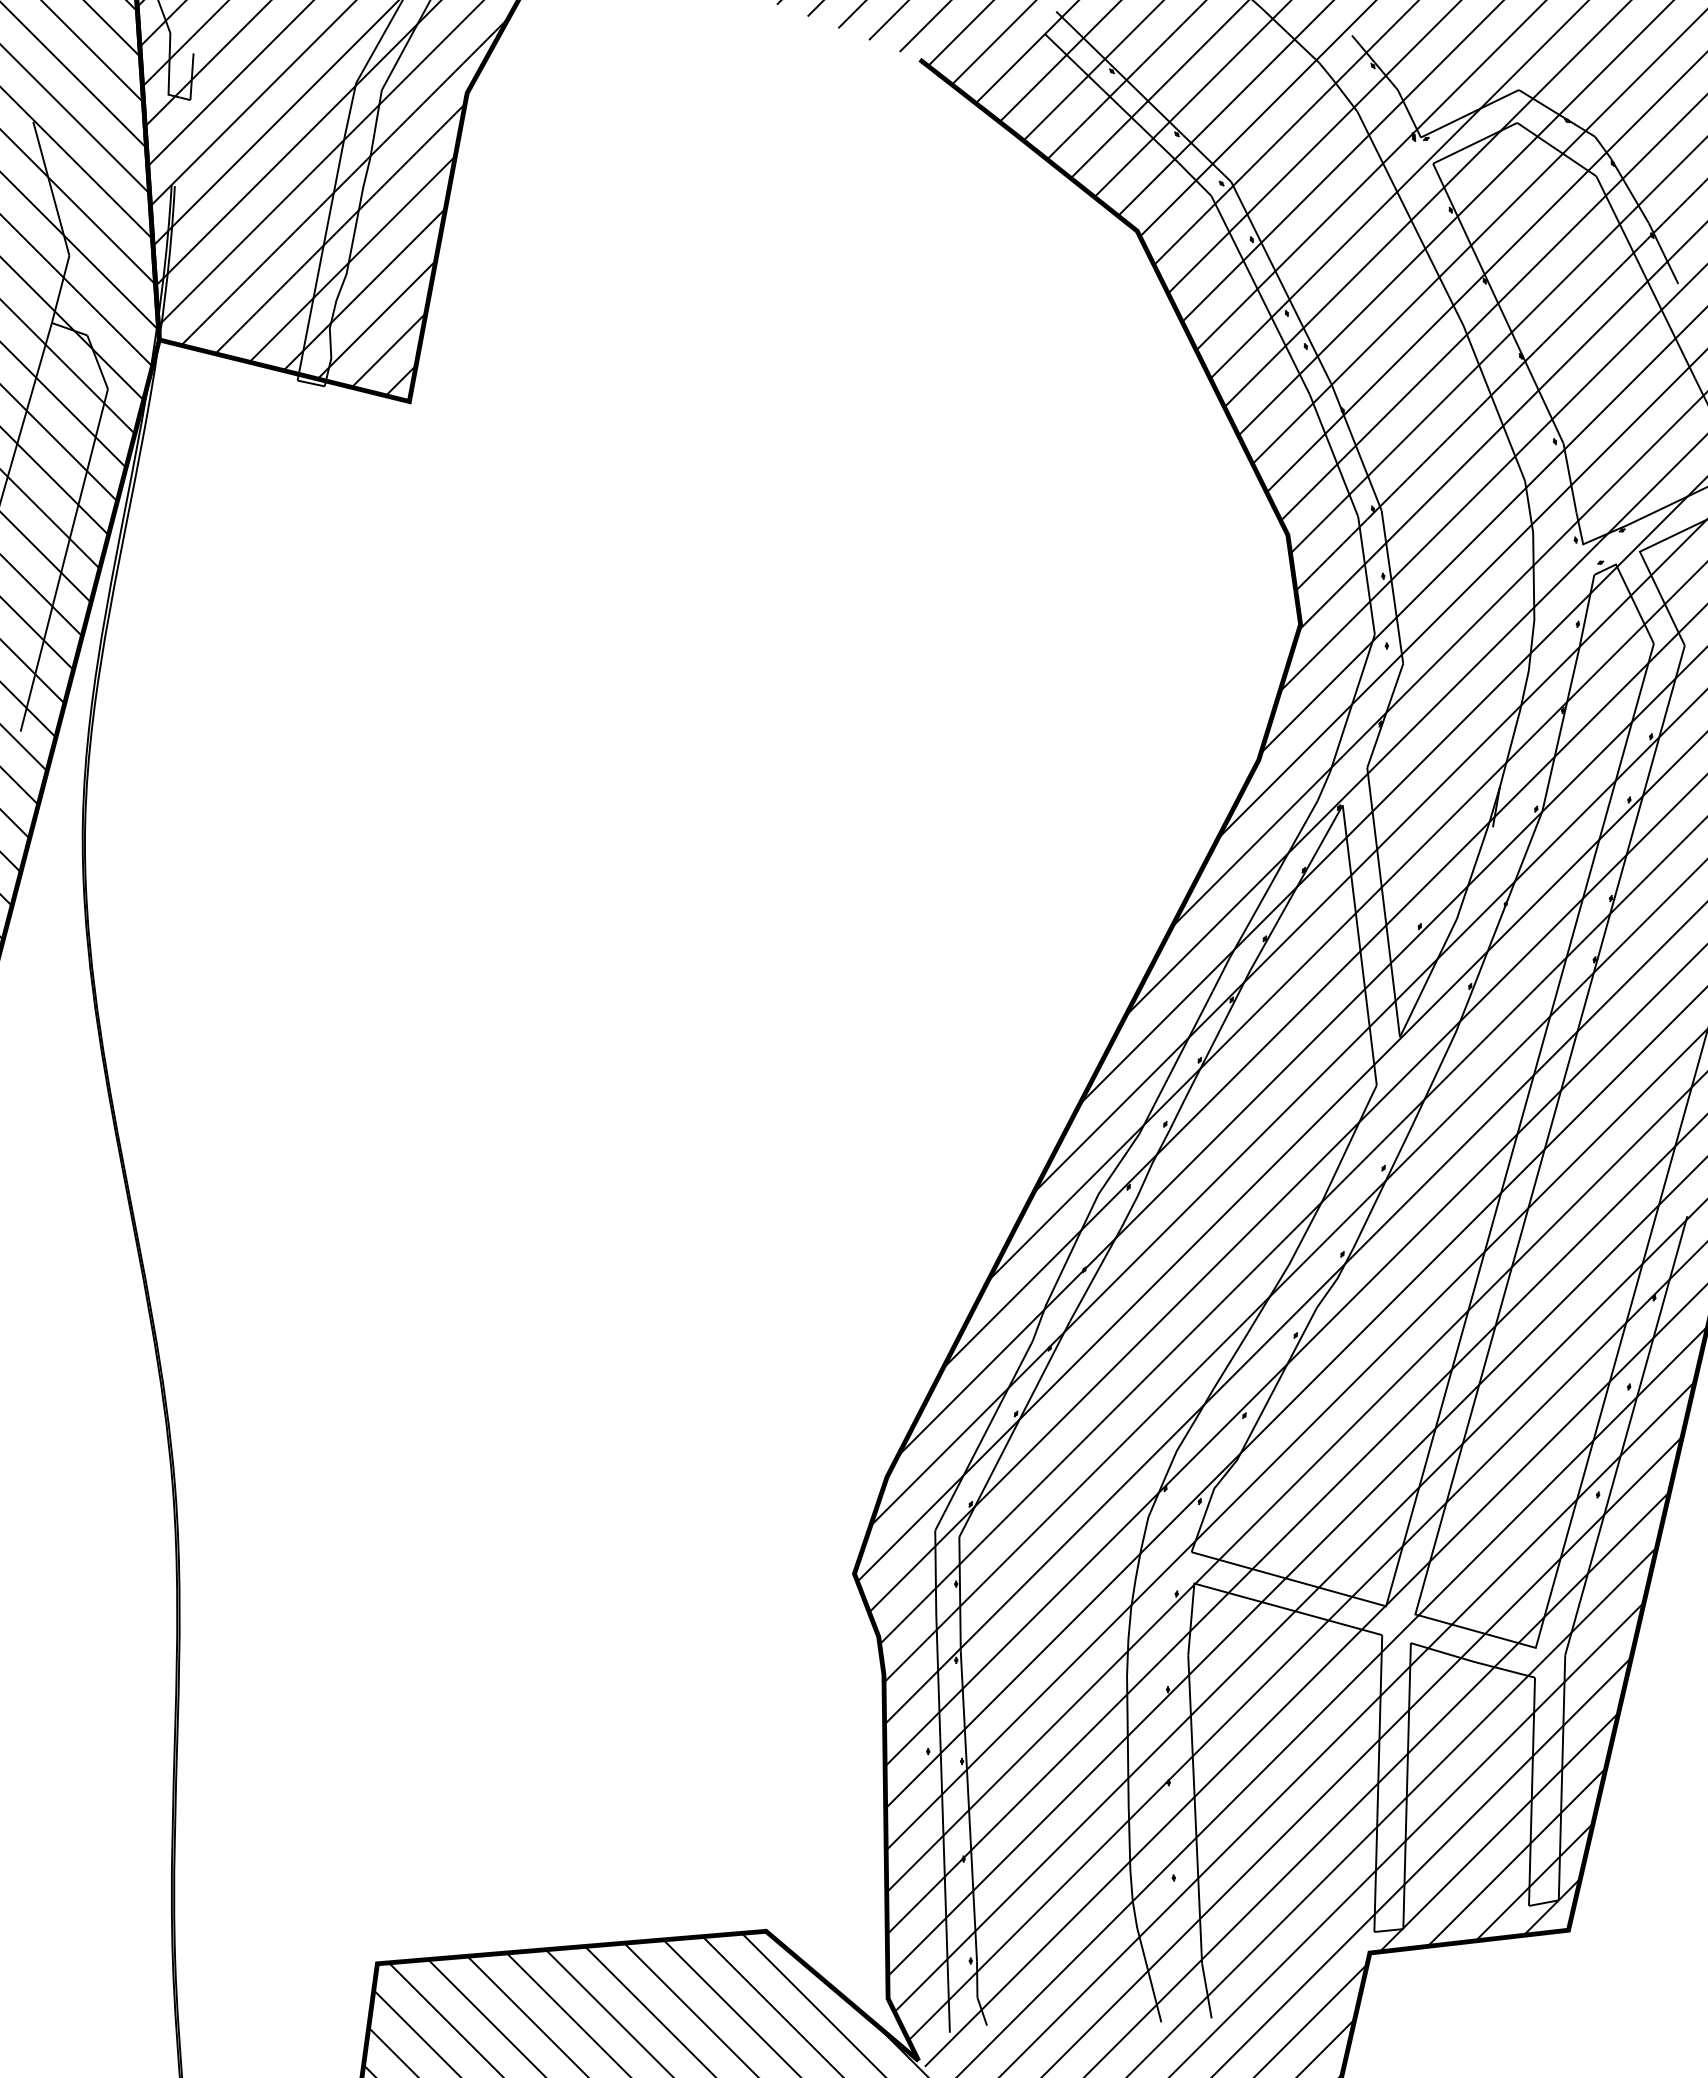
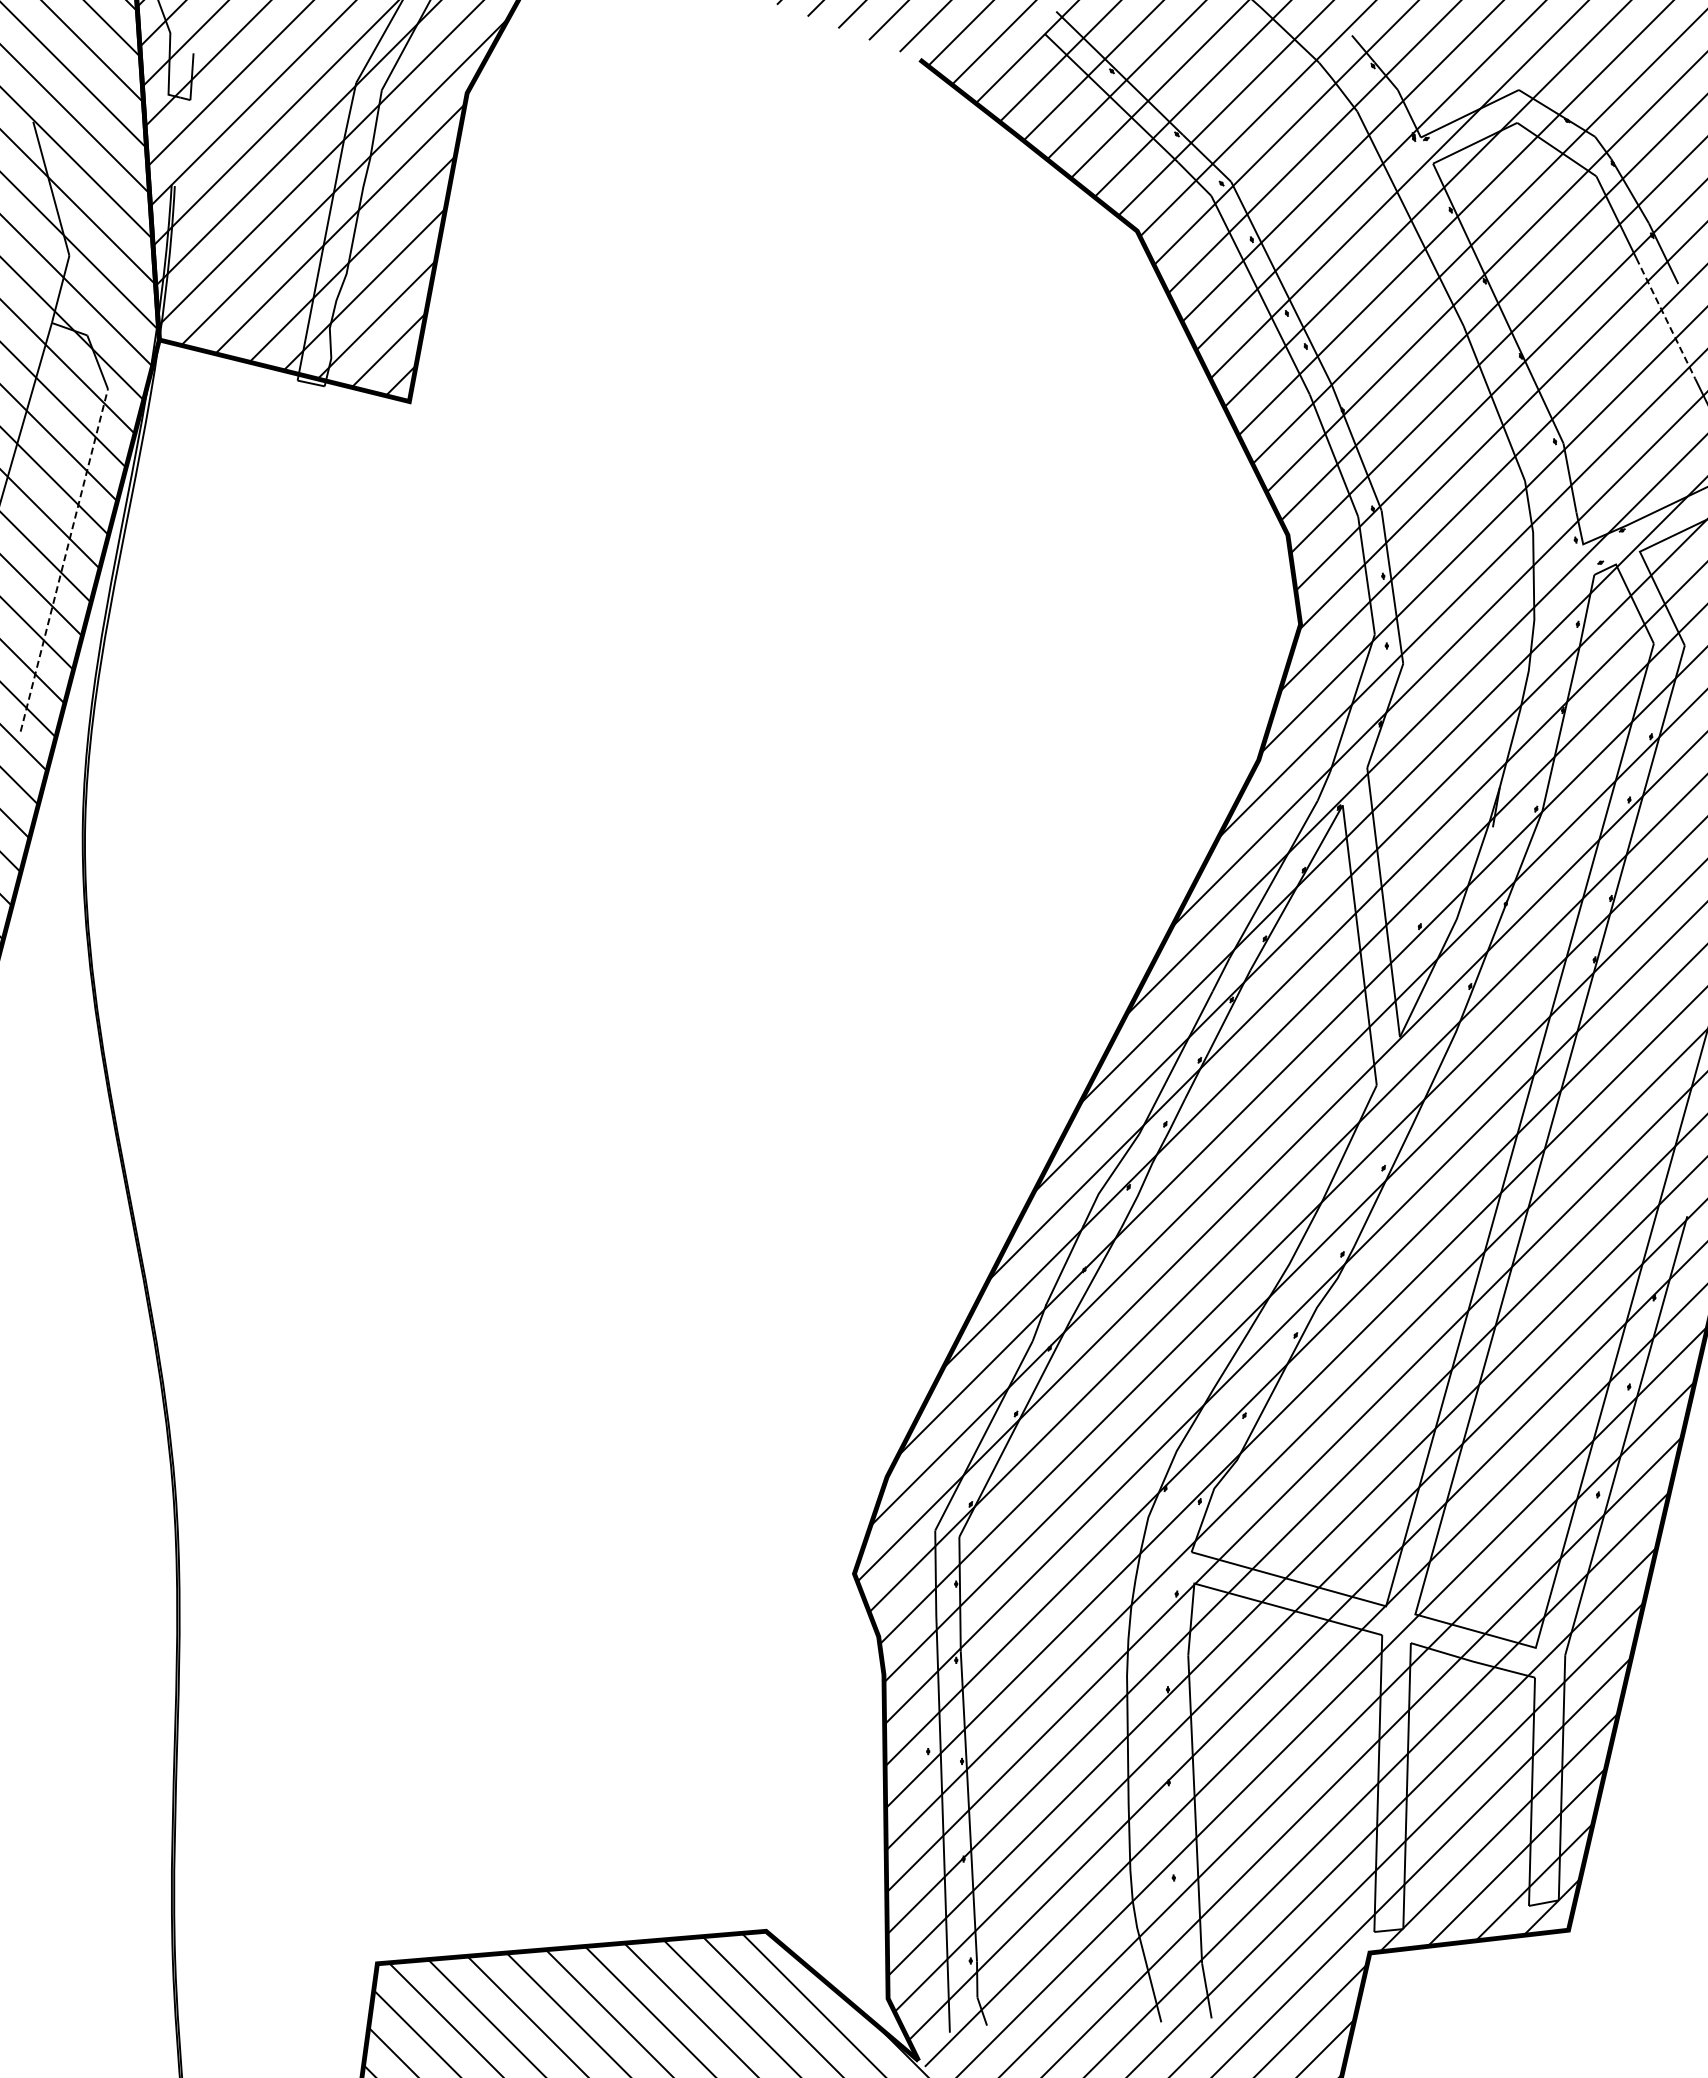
line: solid -> dashed (1665, 318)
line: solid -> dashed (64, 560)
